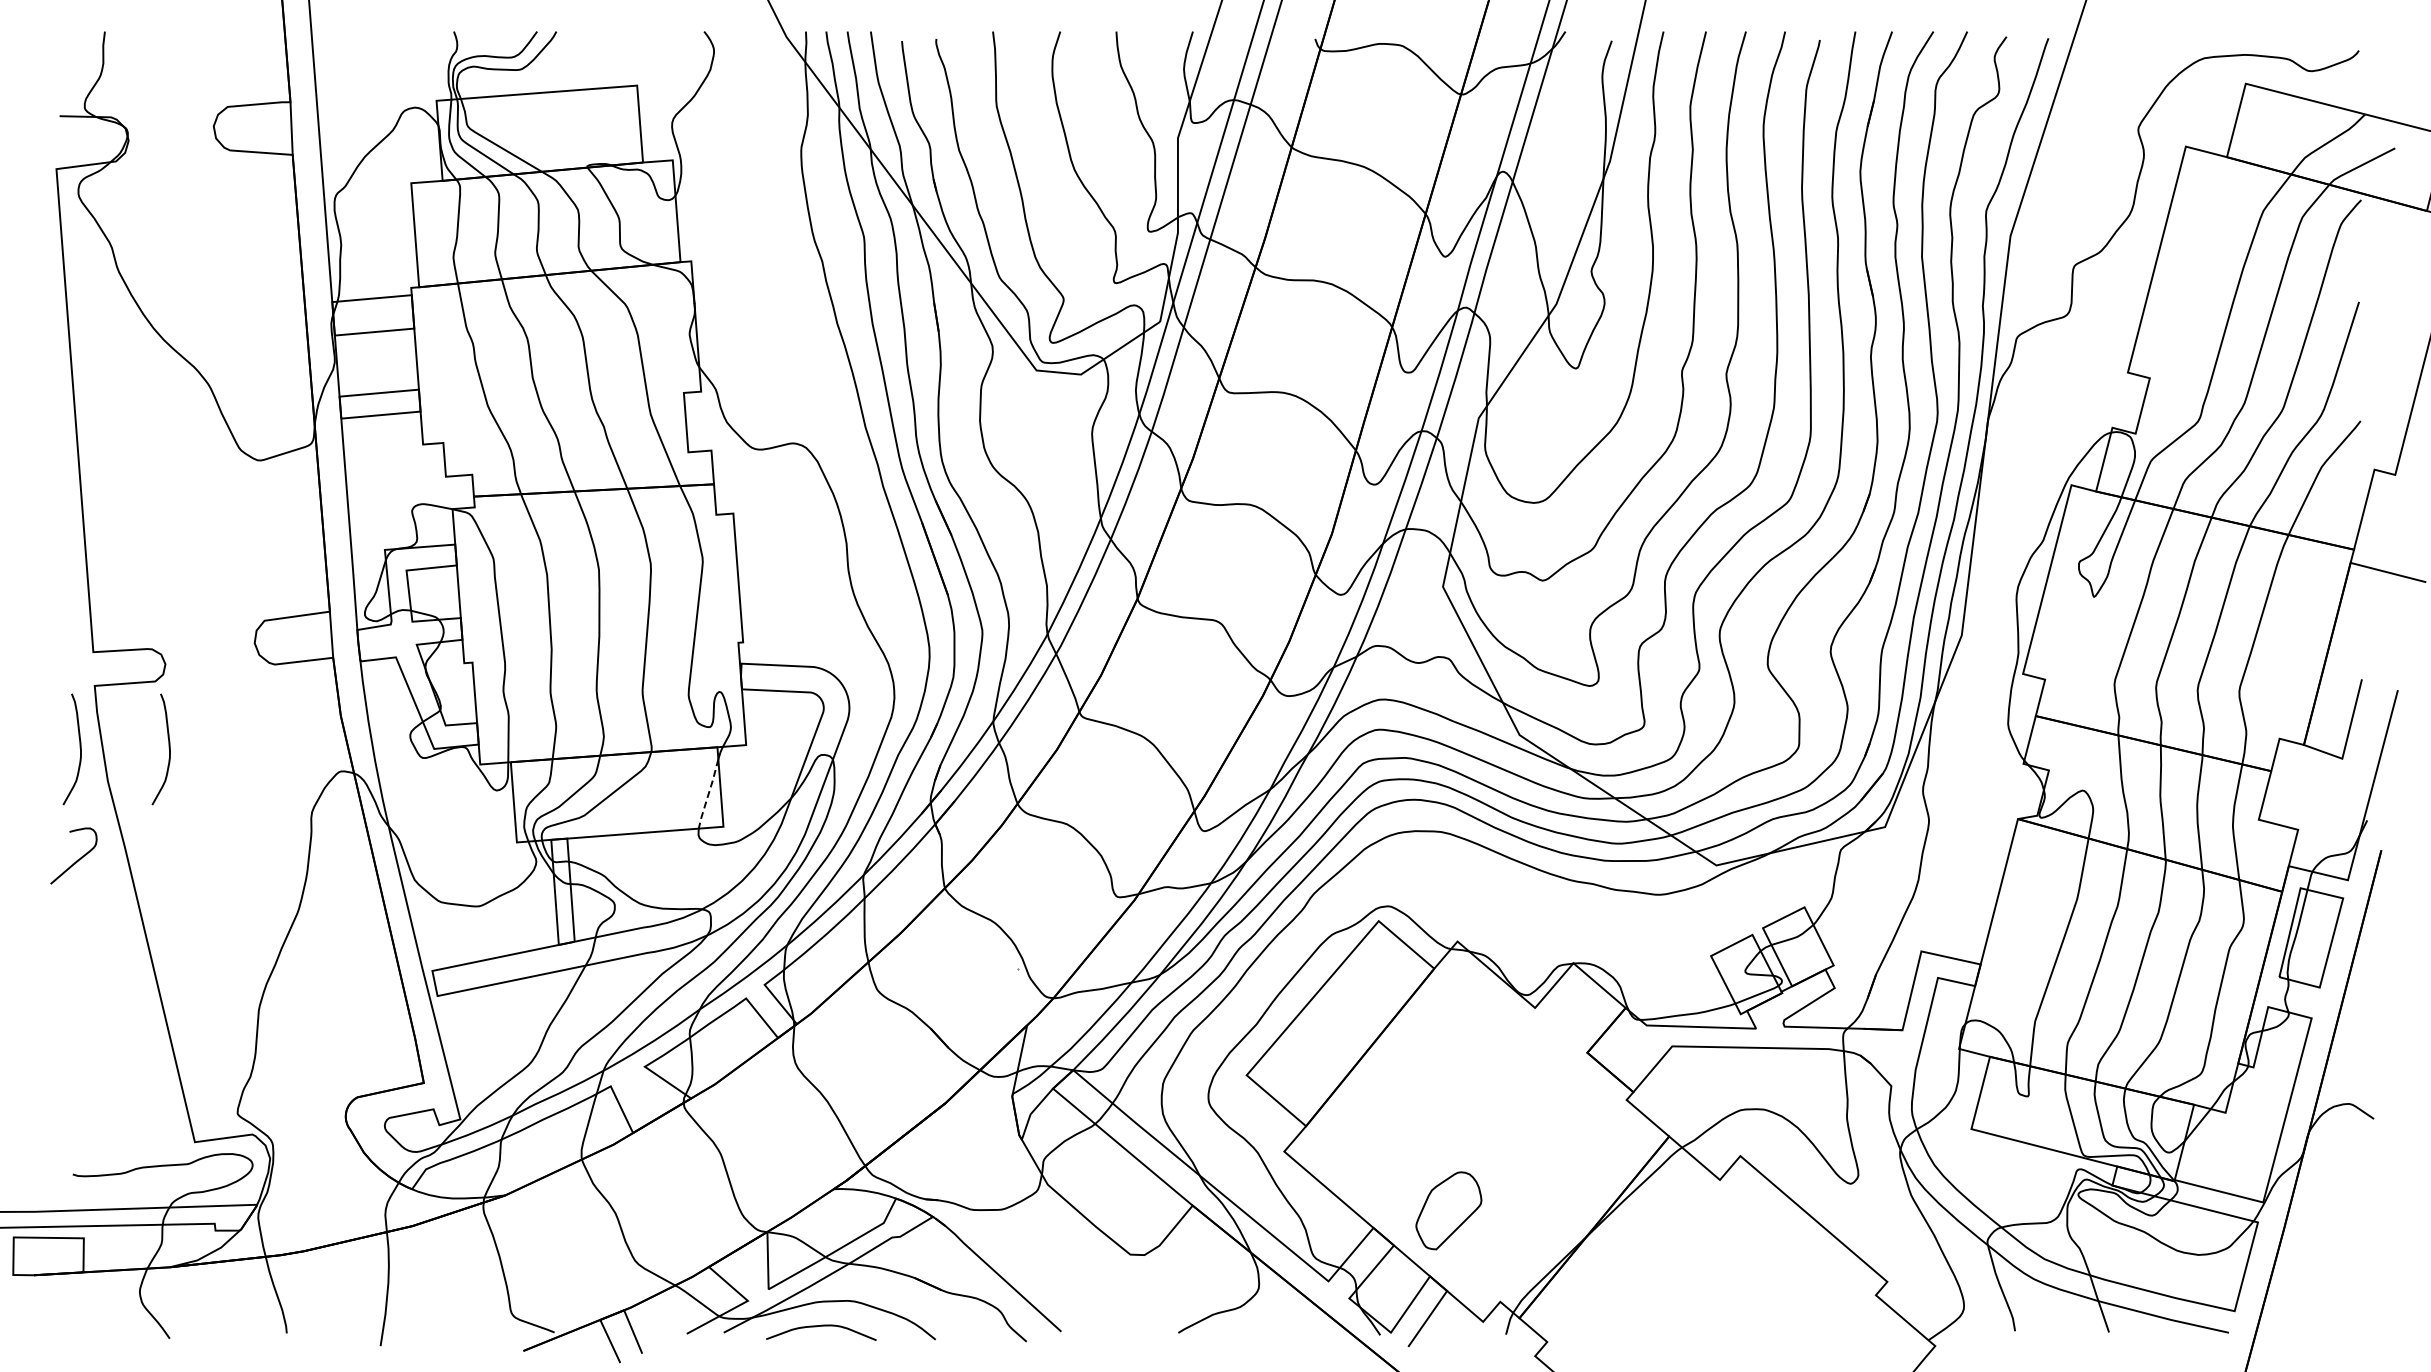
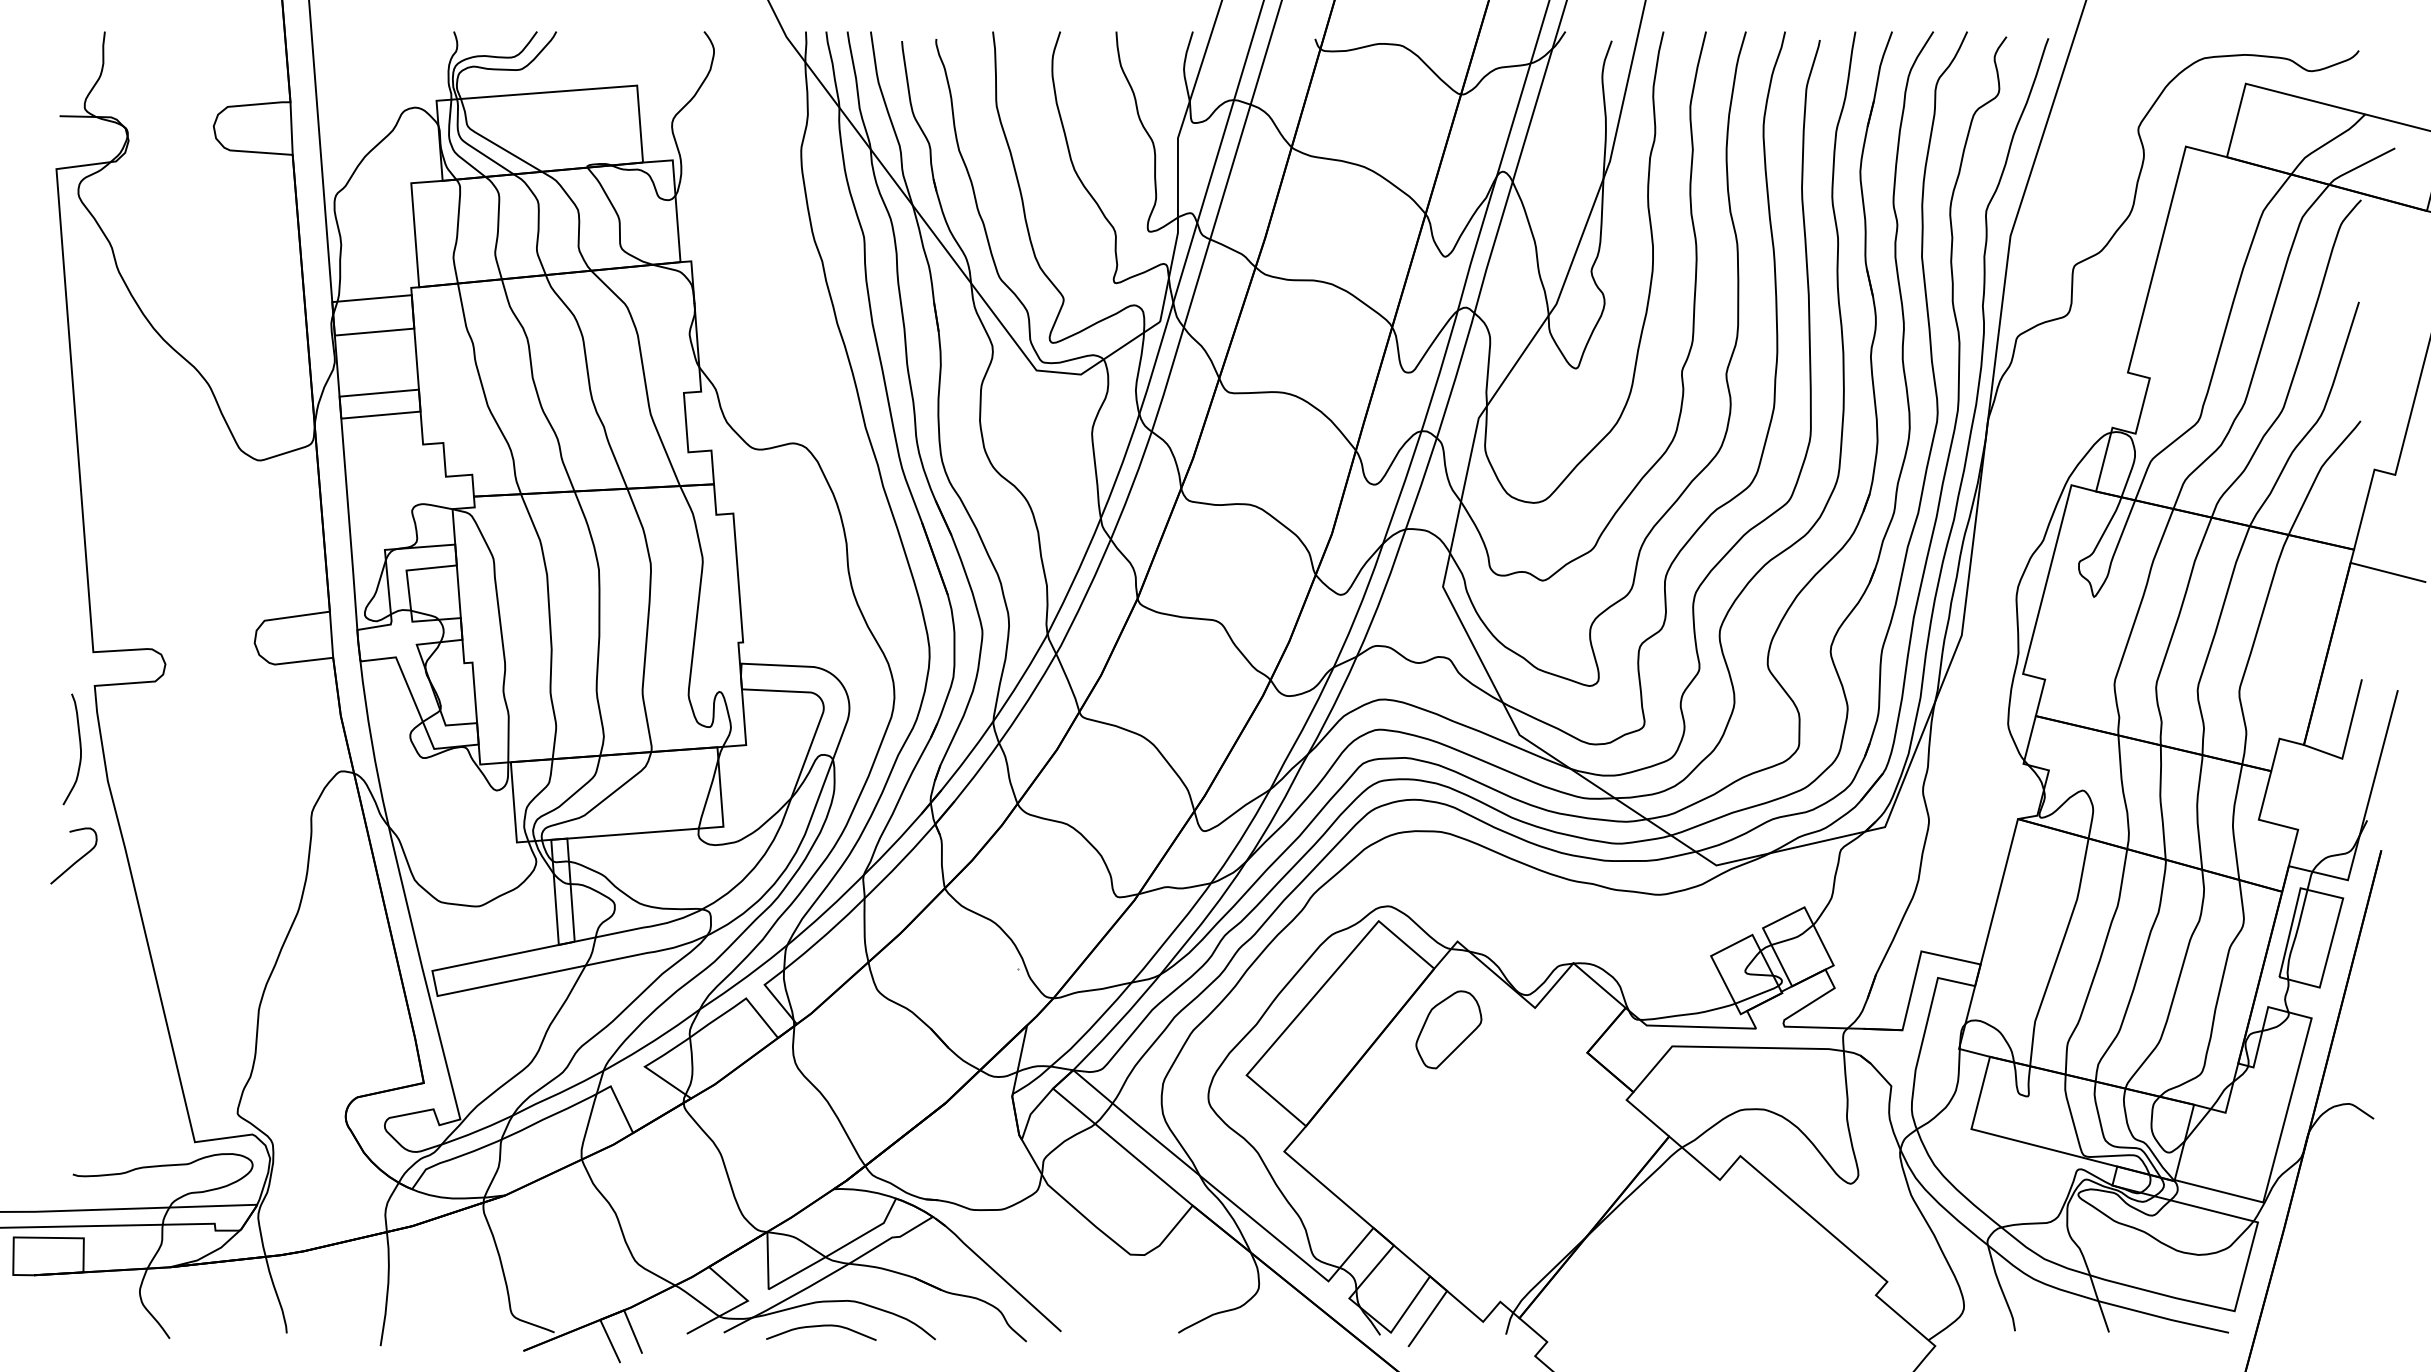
curve: present -> none (168, 748)
line: dashed -> solid (708, 794)
part position: (1448, 1210) -> (1448, 1029) (1448, 1029)
